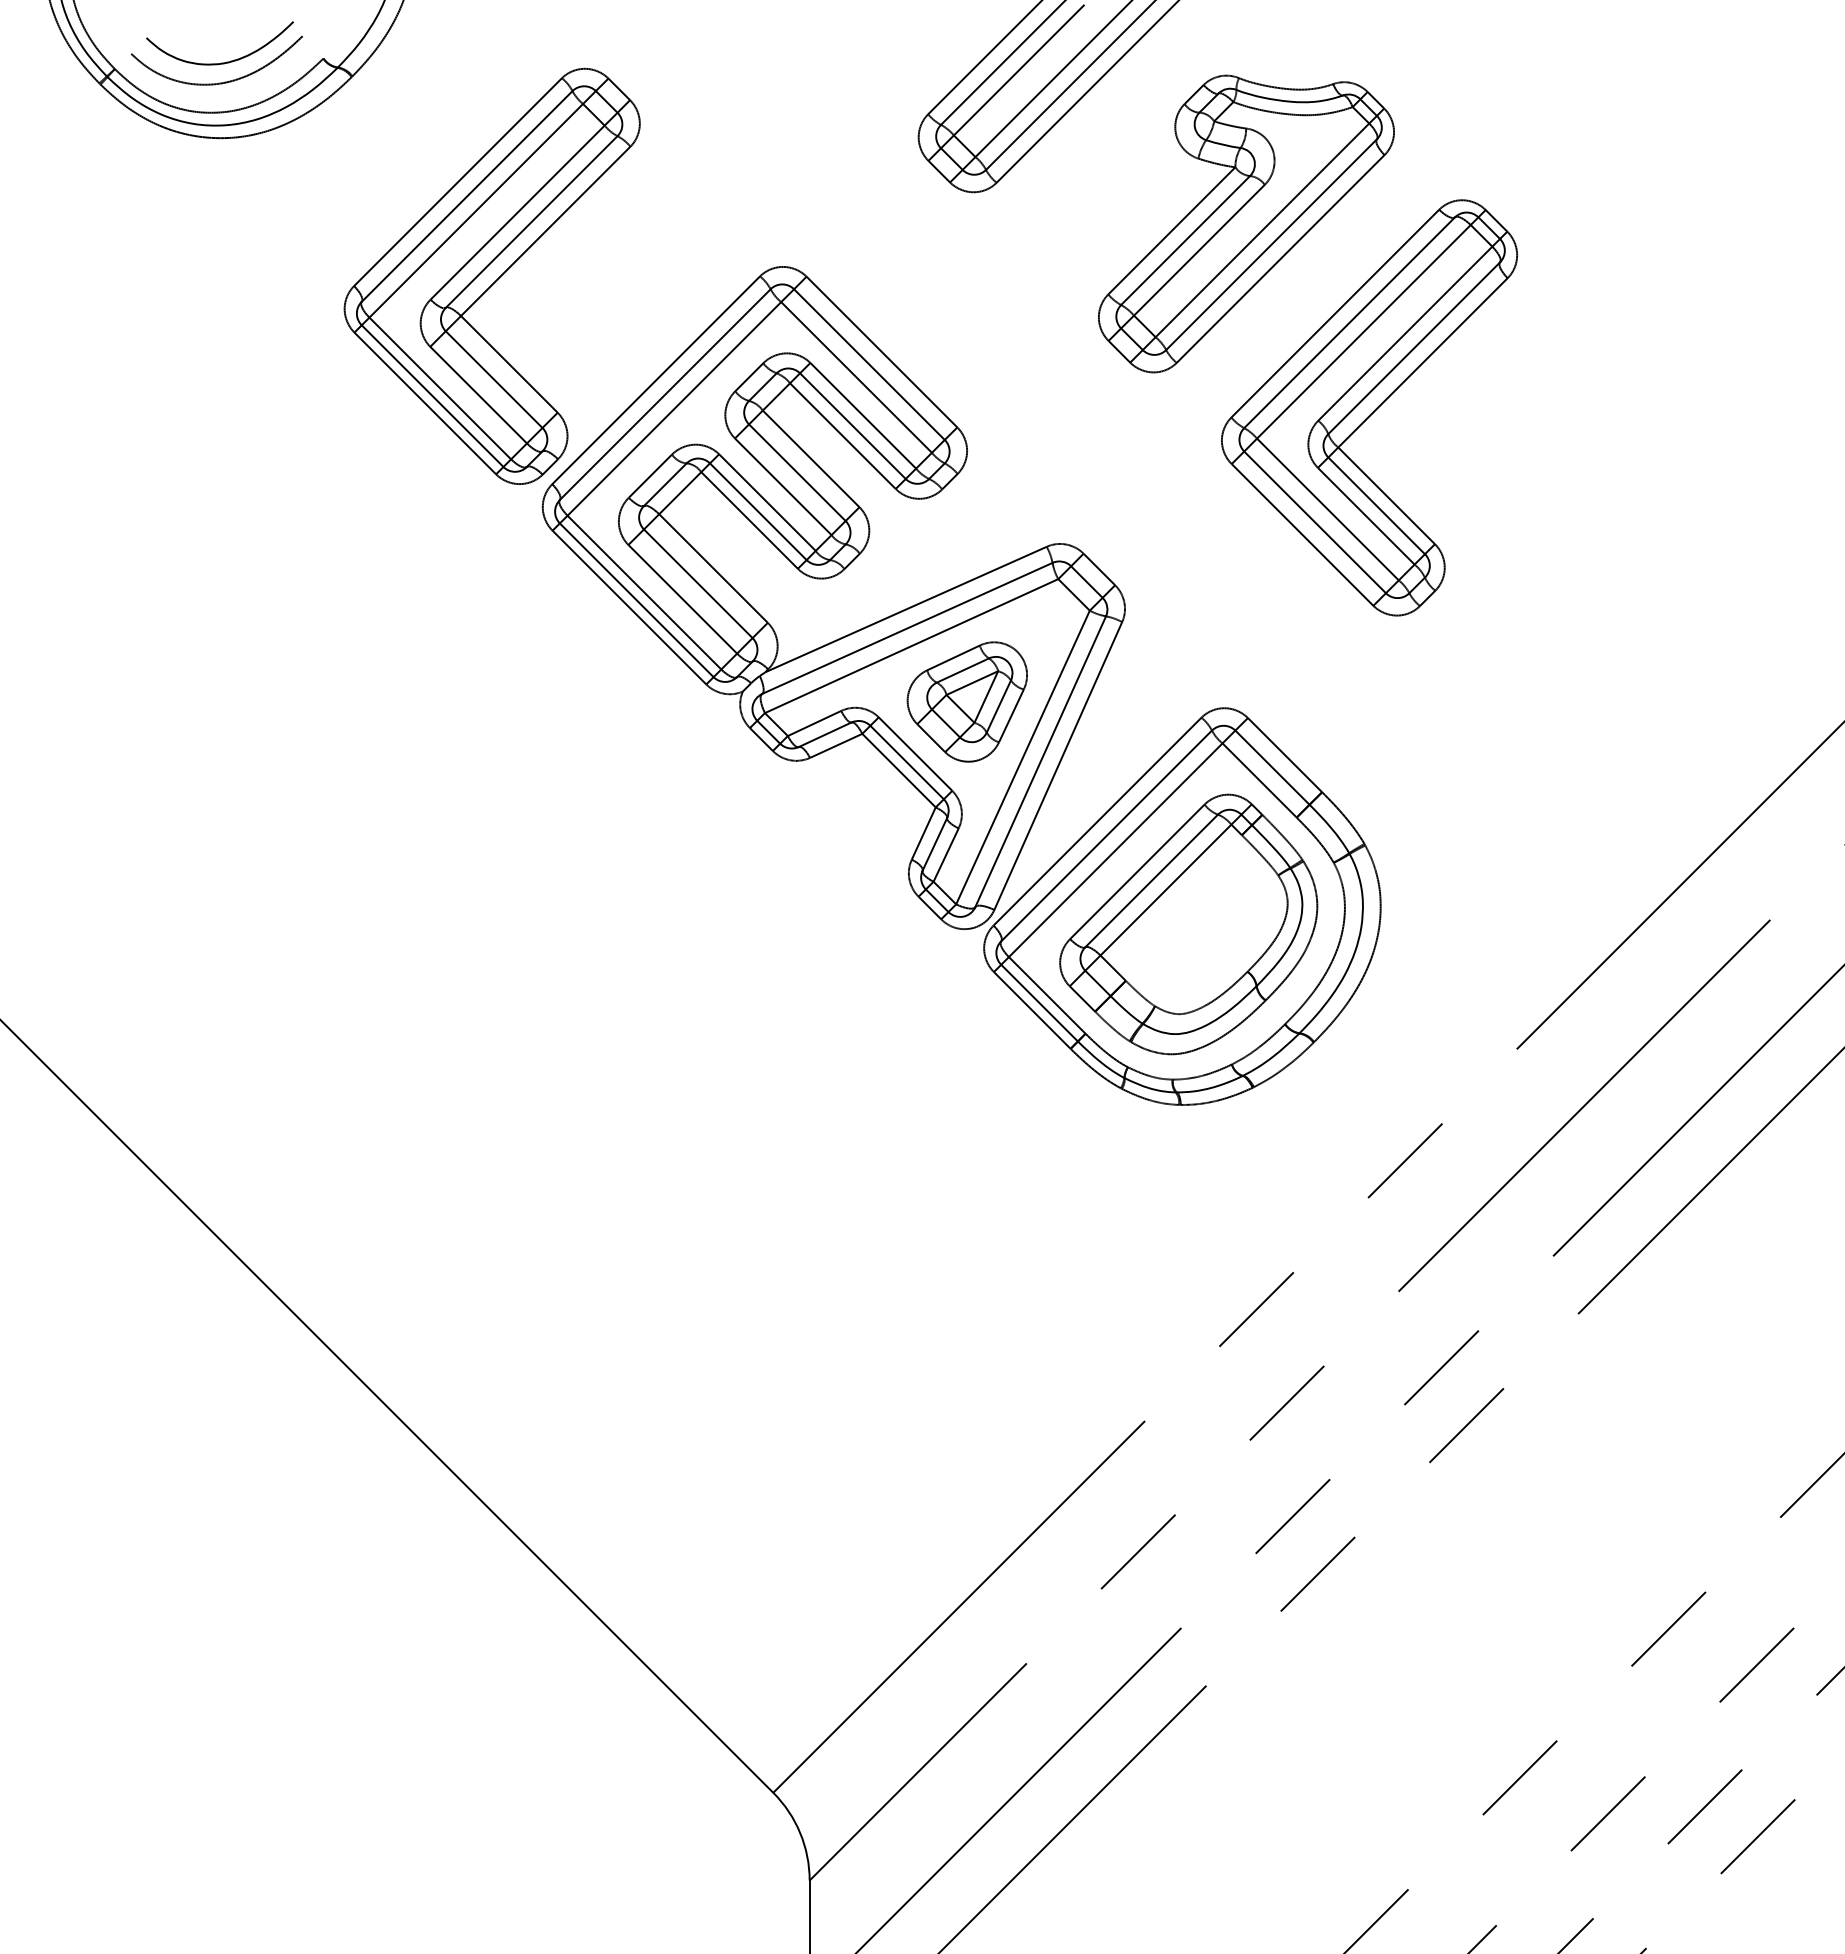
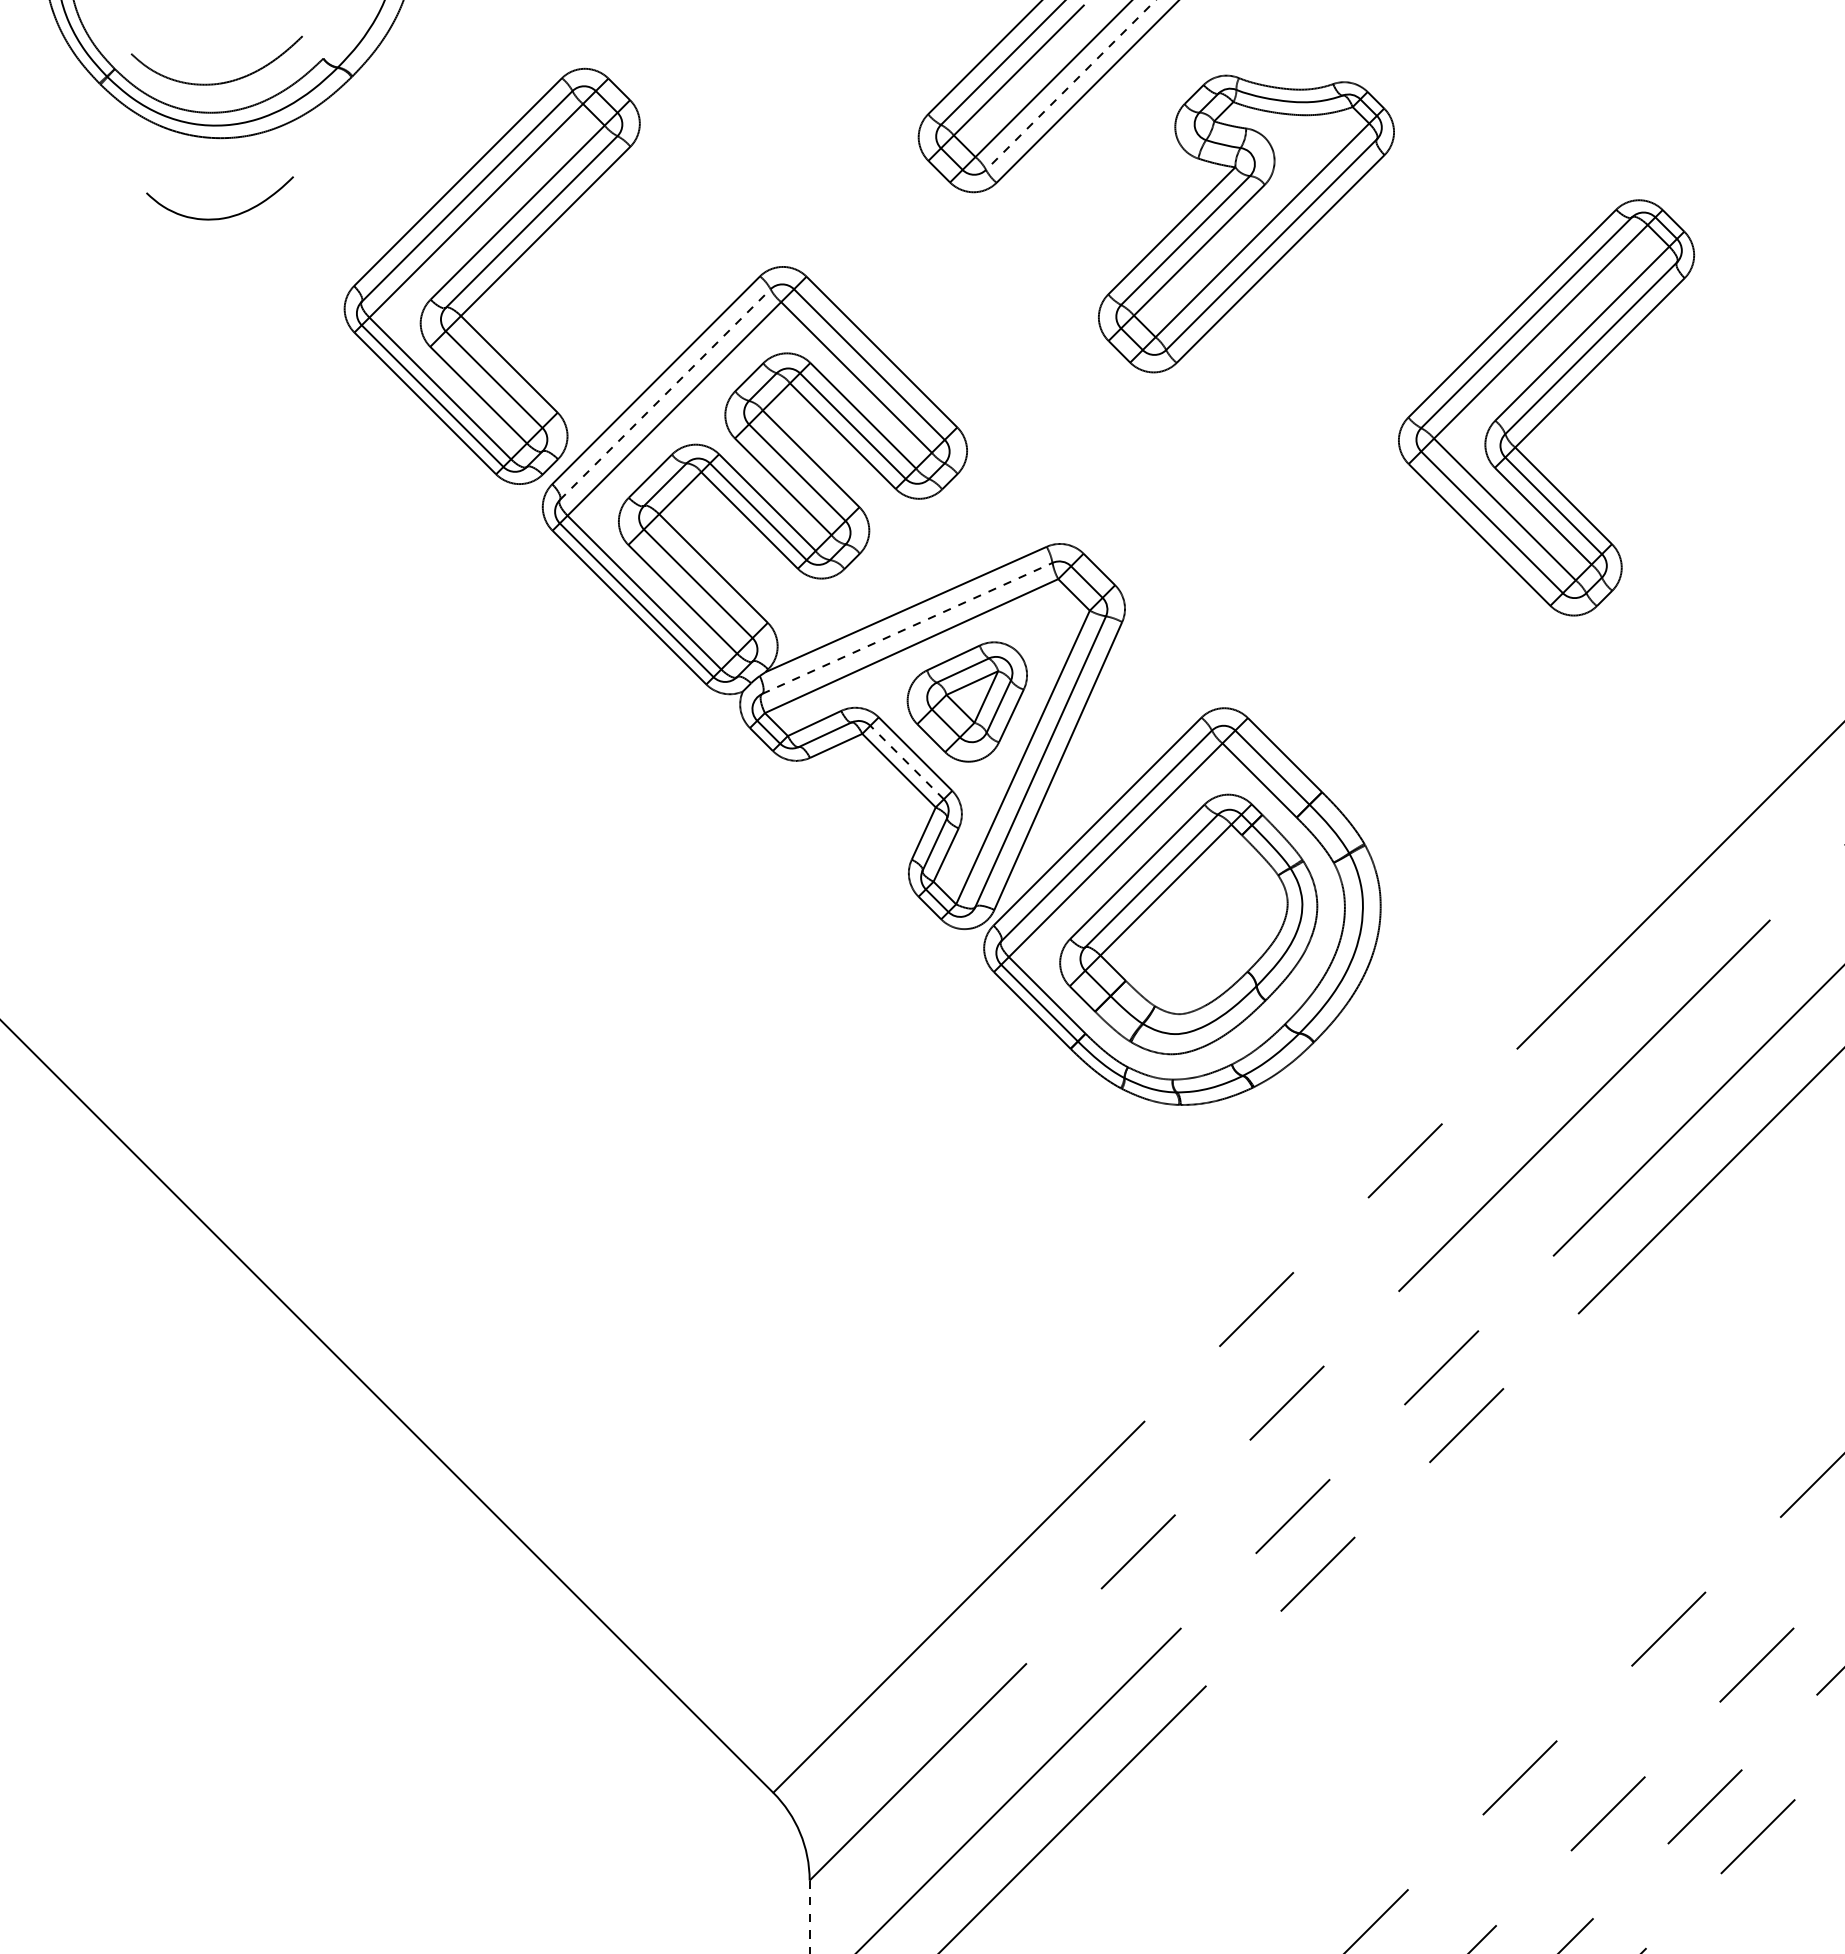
curve position: (221, 62) -> (221, 217) (221, 217)
line: solid -> dashed (1070, 85)
line: solid -> dashed (665, 394)
part position: (1369, 407) -> (1546, 407) (1546, 407)
line: solid -> dashed (907, 628)
line: solid -> dashed (907, 762)
line: solid -> dashed (809, 1917)
